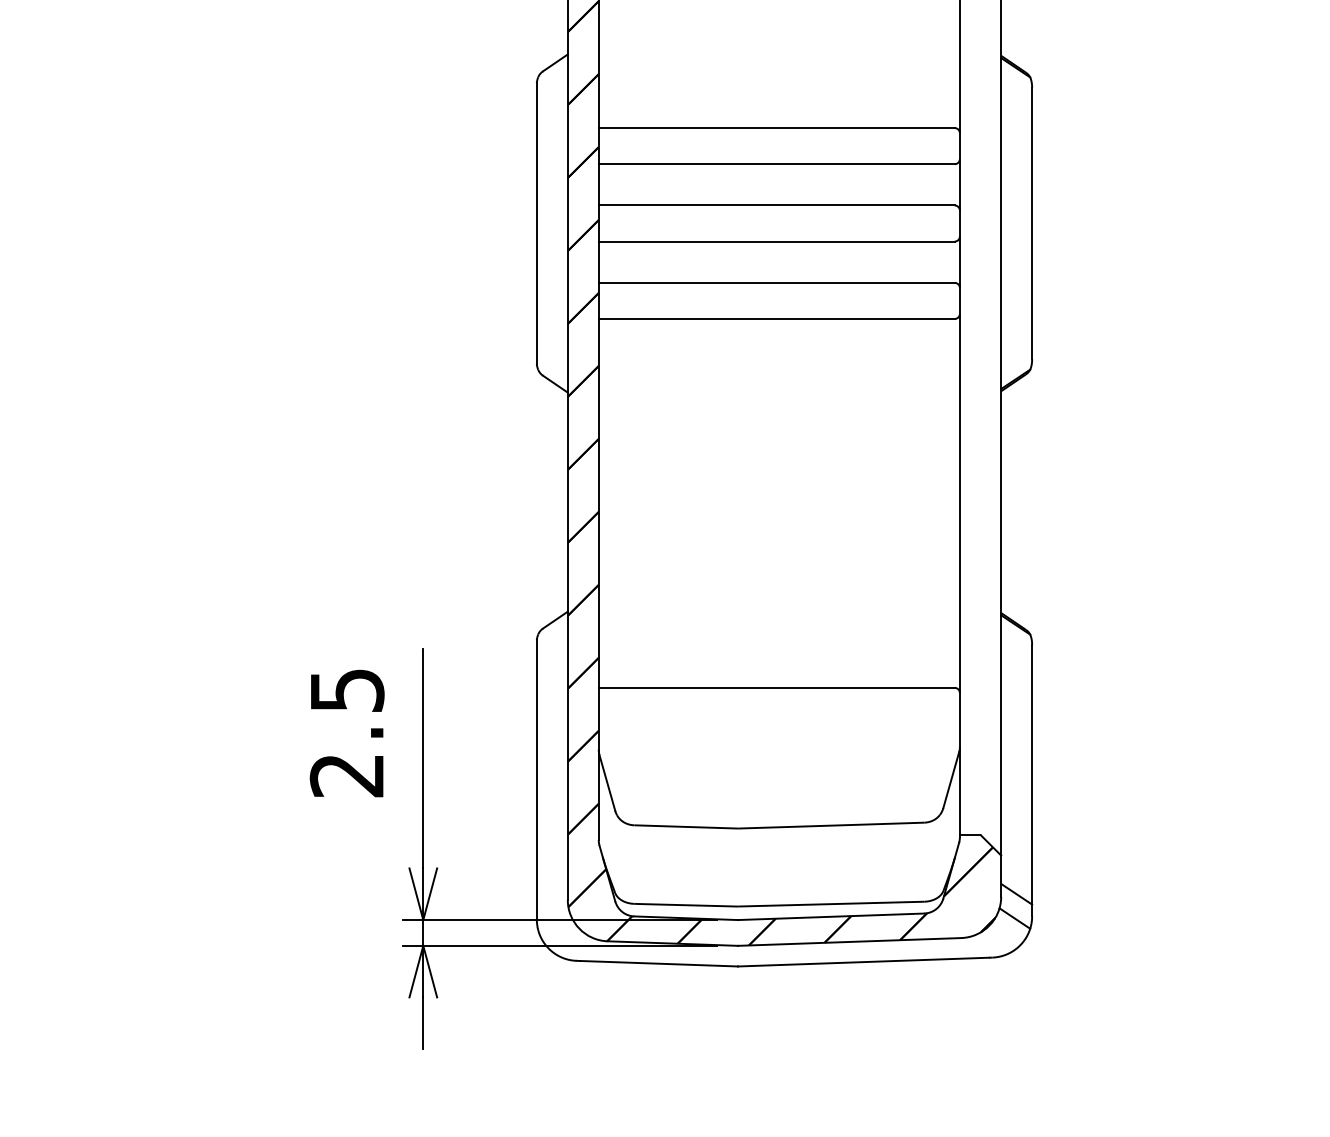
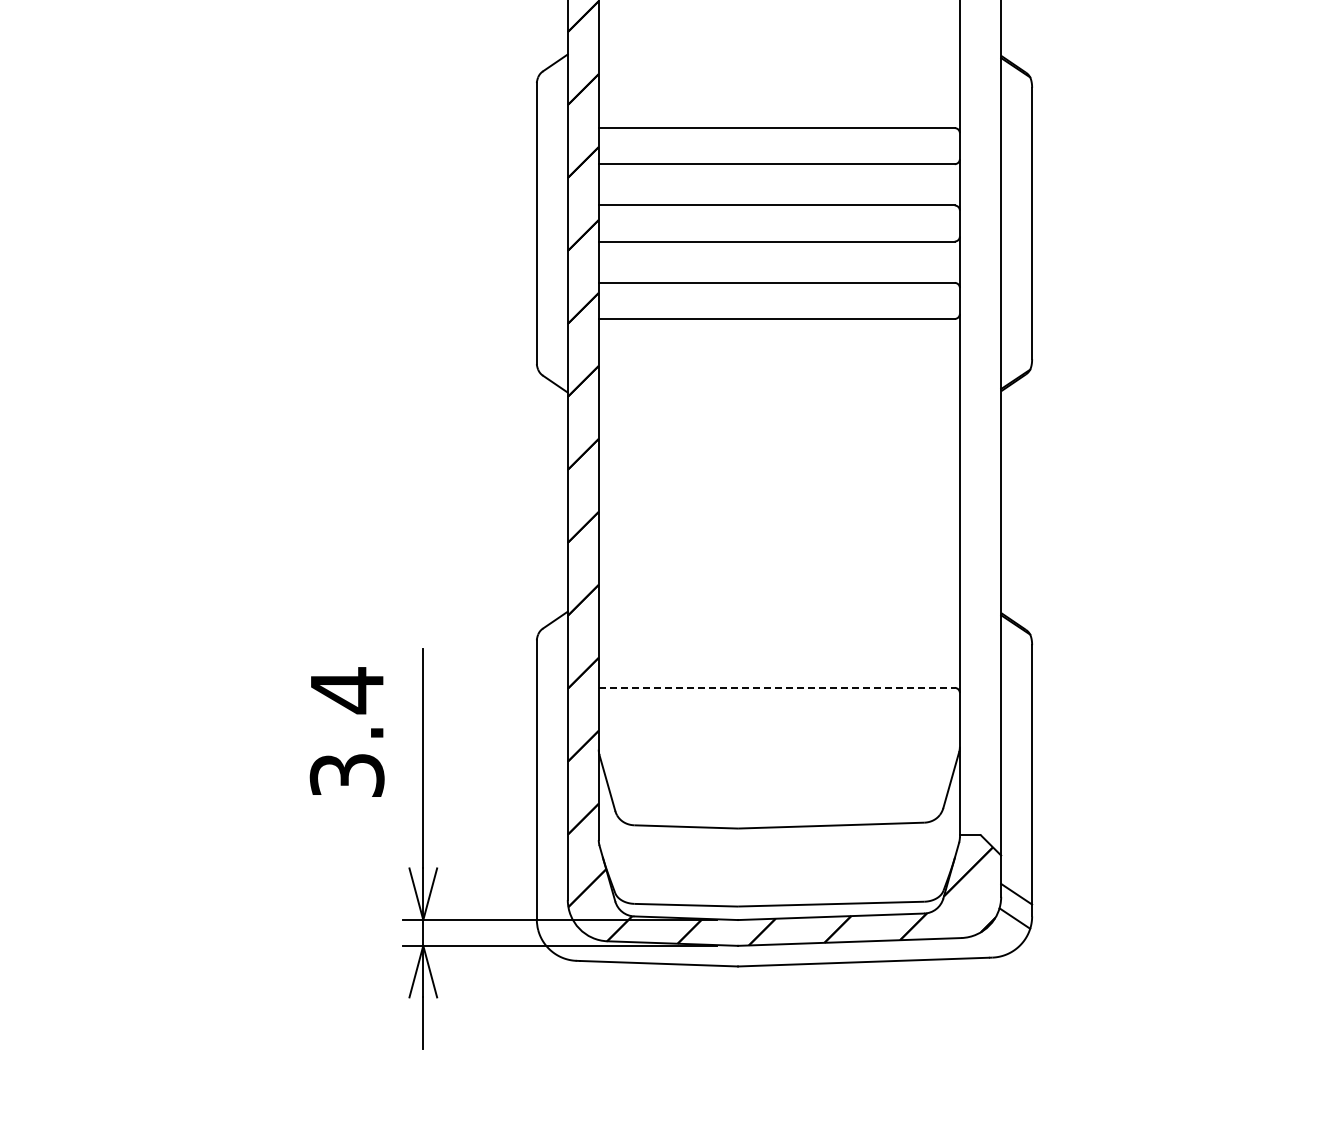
line: solid -> dashed (776, 687)
text: 2.5 -> 3.4 (346, 732)
